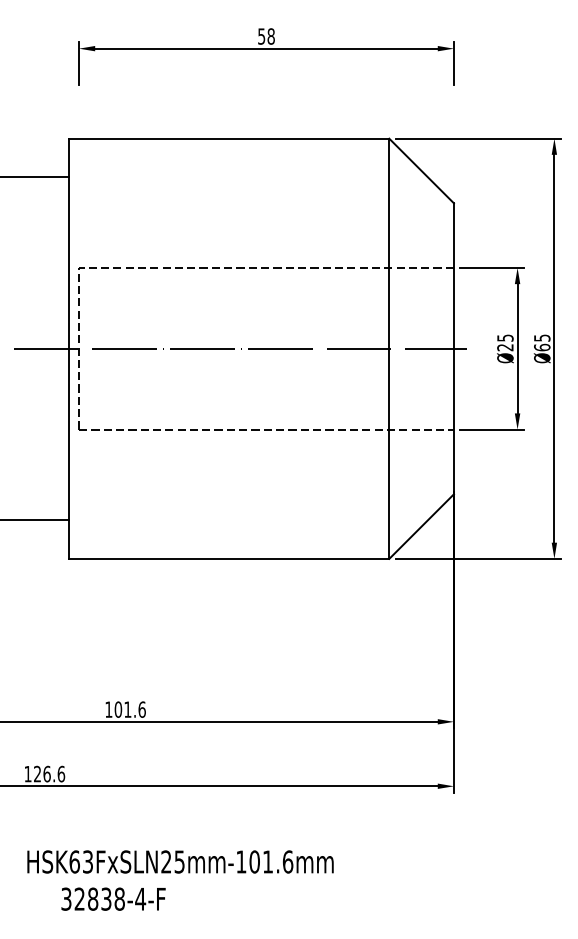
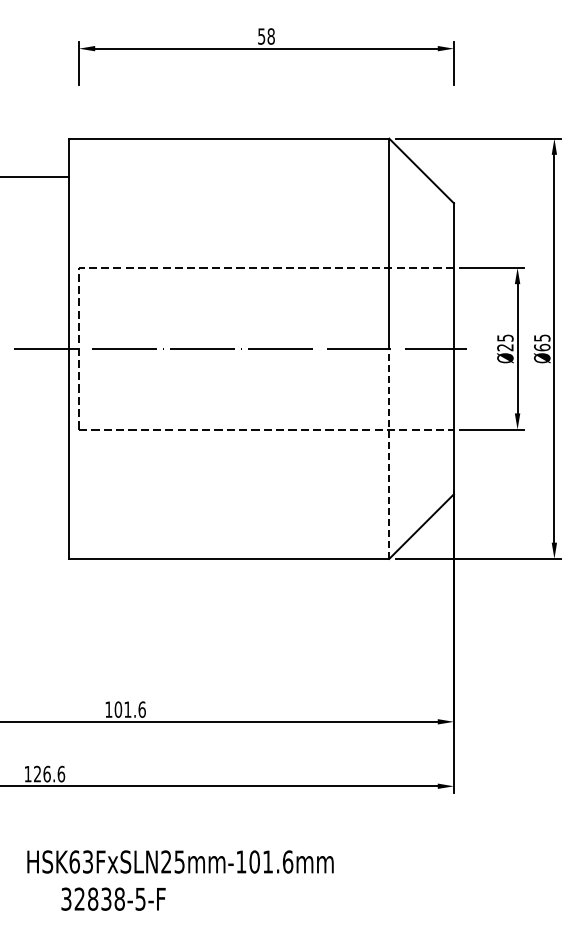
line: solid -> dashed (389, 453)
line: present -> none (35, 520)
text: 32838-4-F -> 32838-5-F (140, 899)
